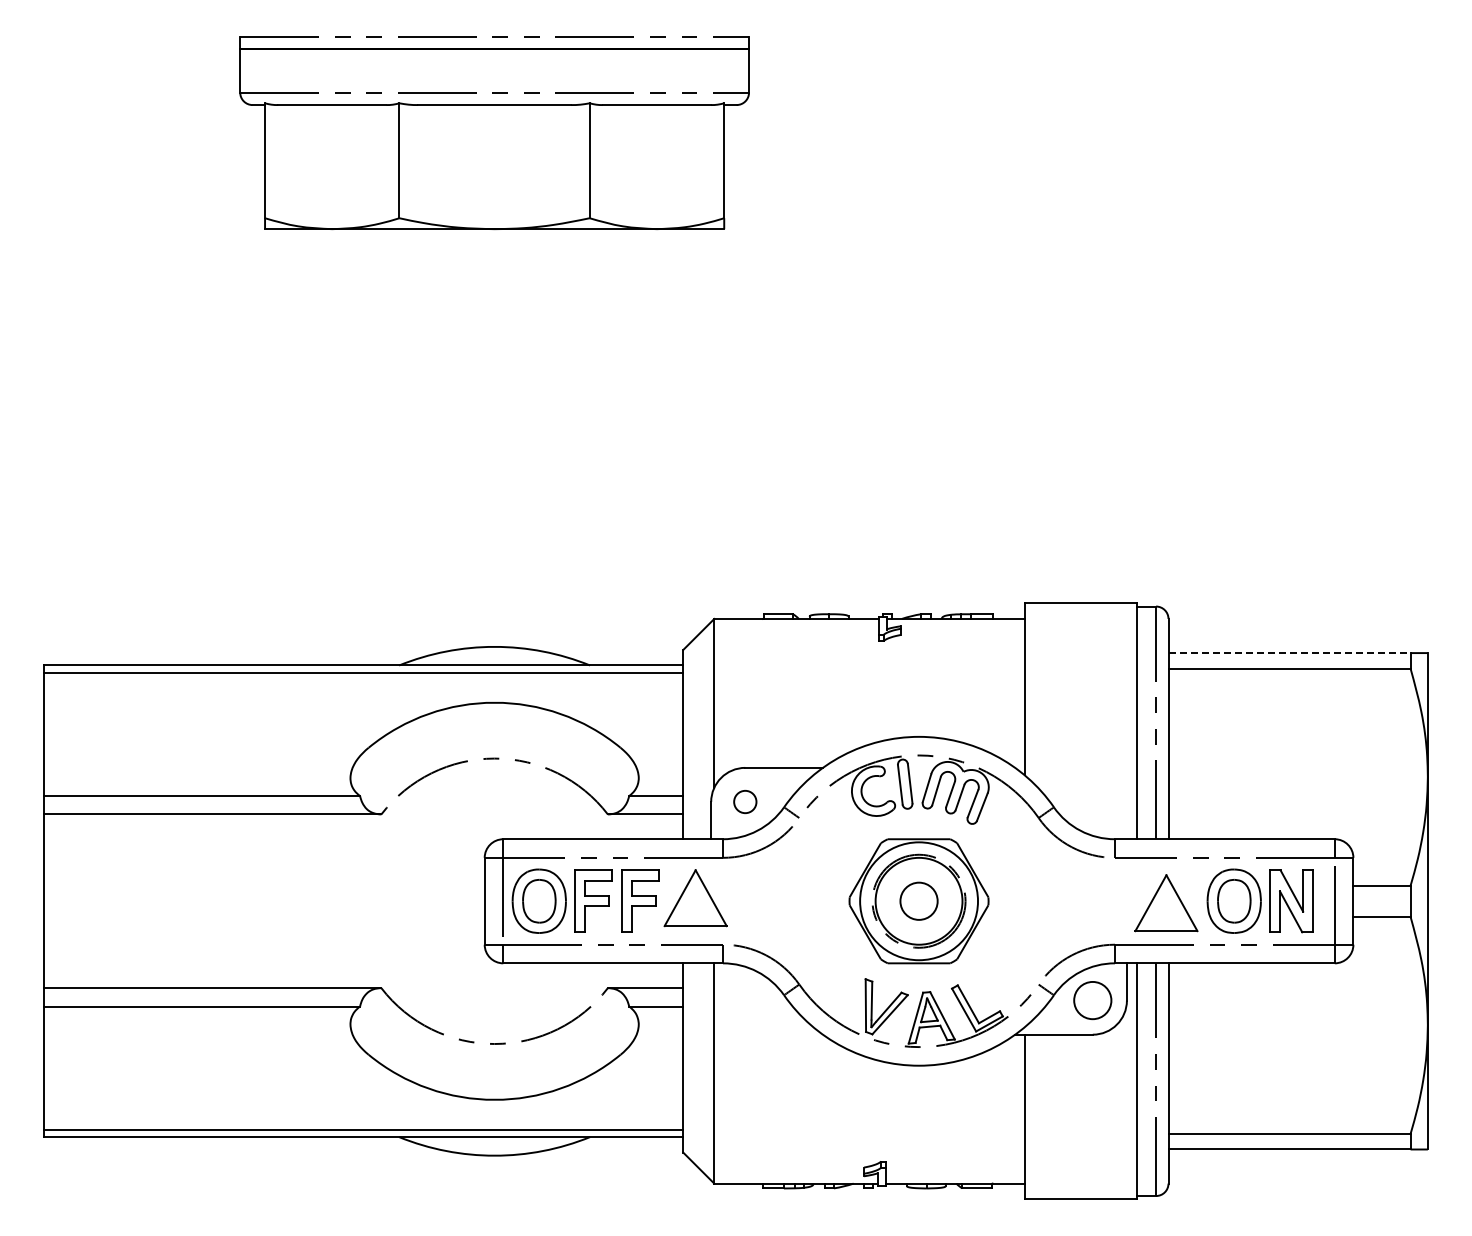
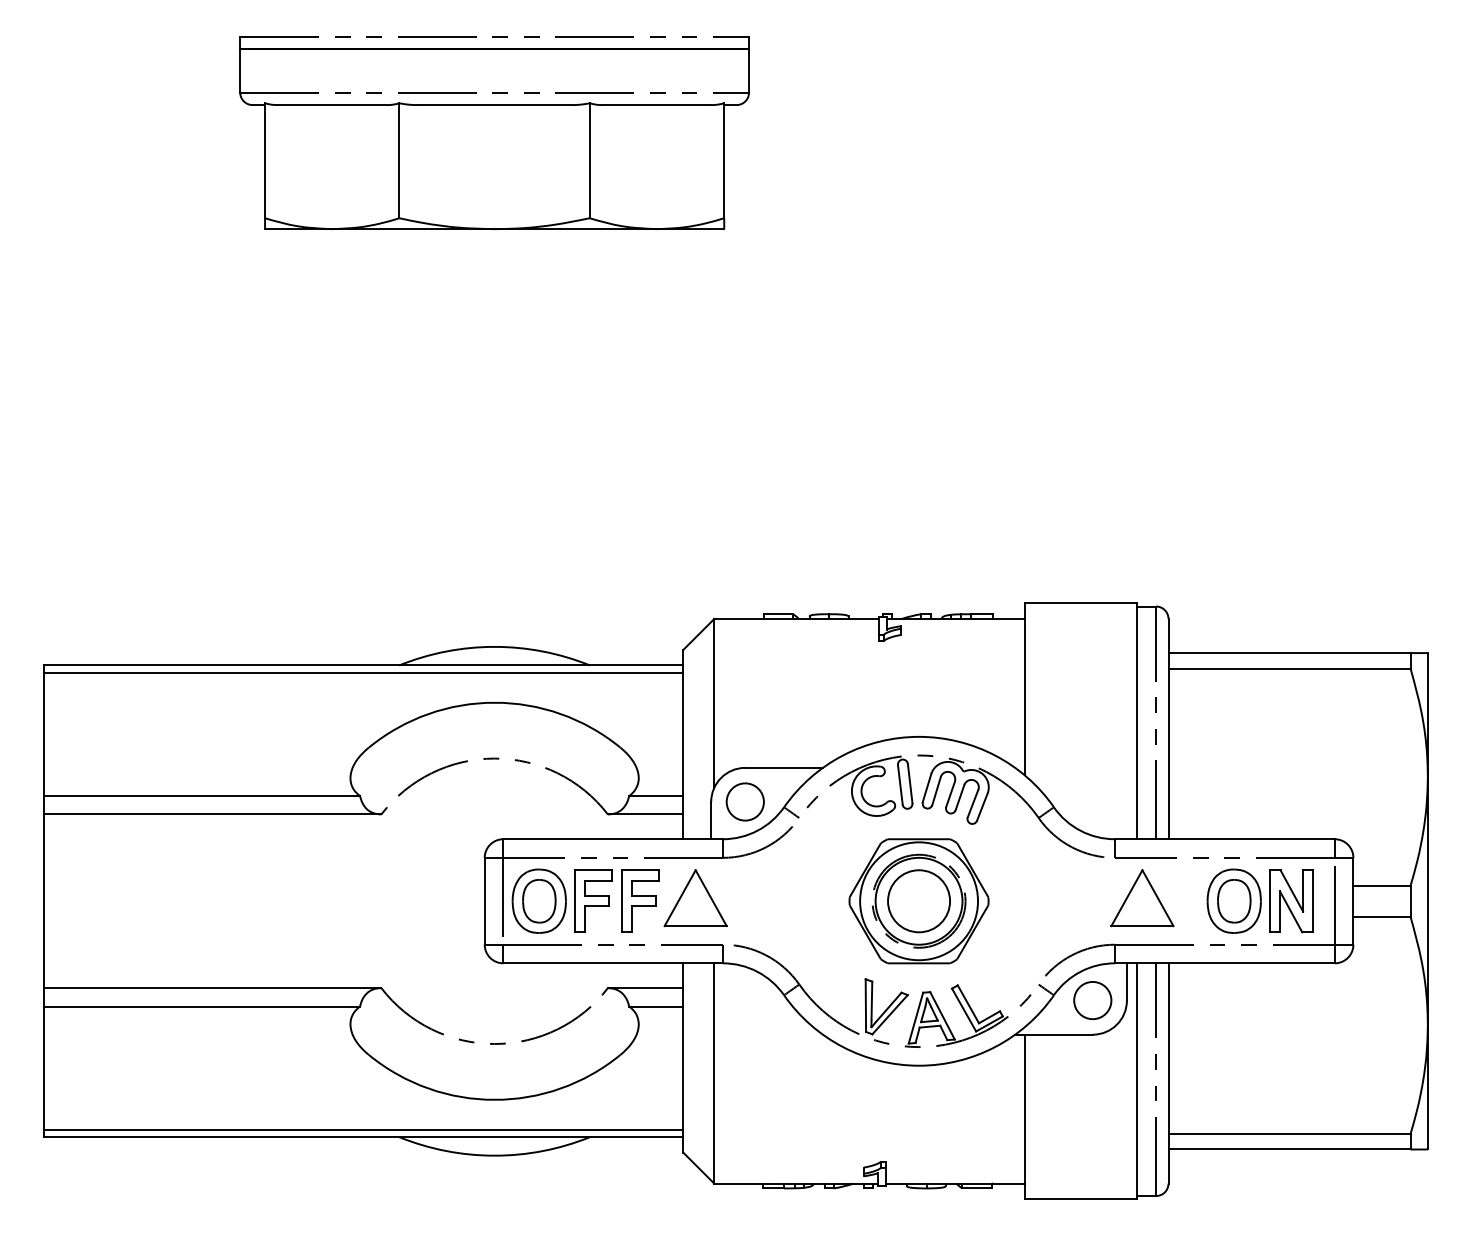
line: dashed -> solid (1290, 653)
circle diameter: 22 px -> 37 px (744, 801)
circle diameter: 37 px -> 62 px (919, 901)
part position: (1166, 903) -> (1142, 898) (1142, 898)
